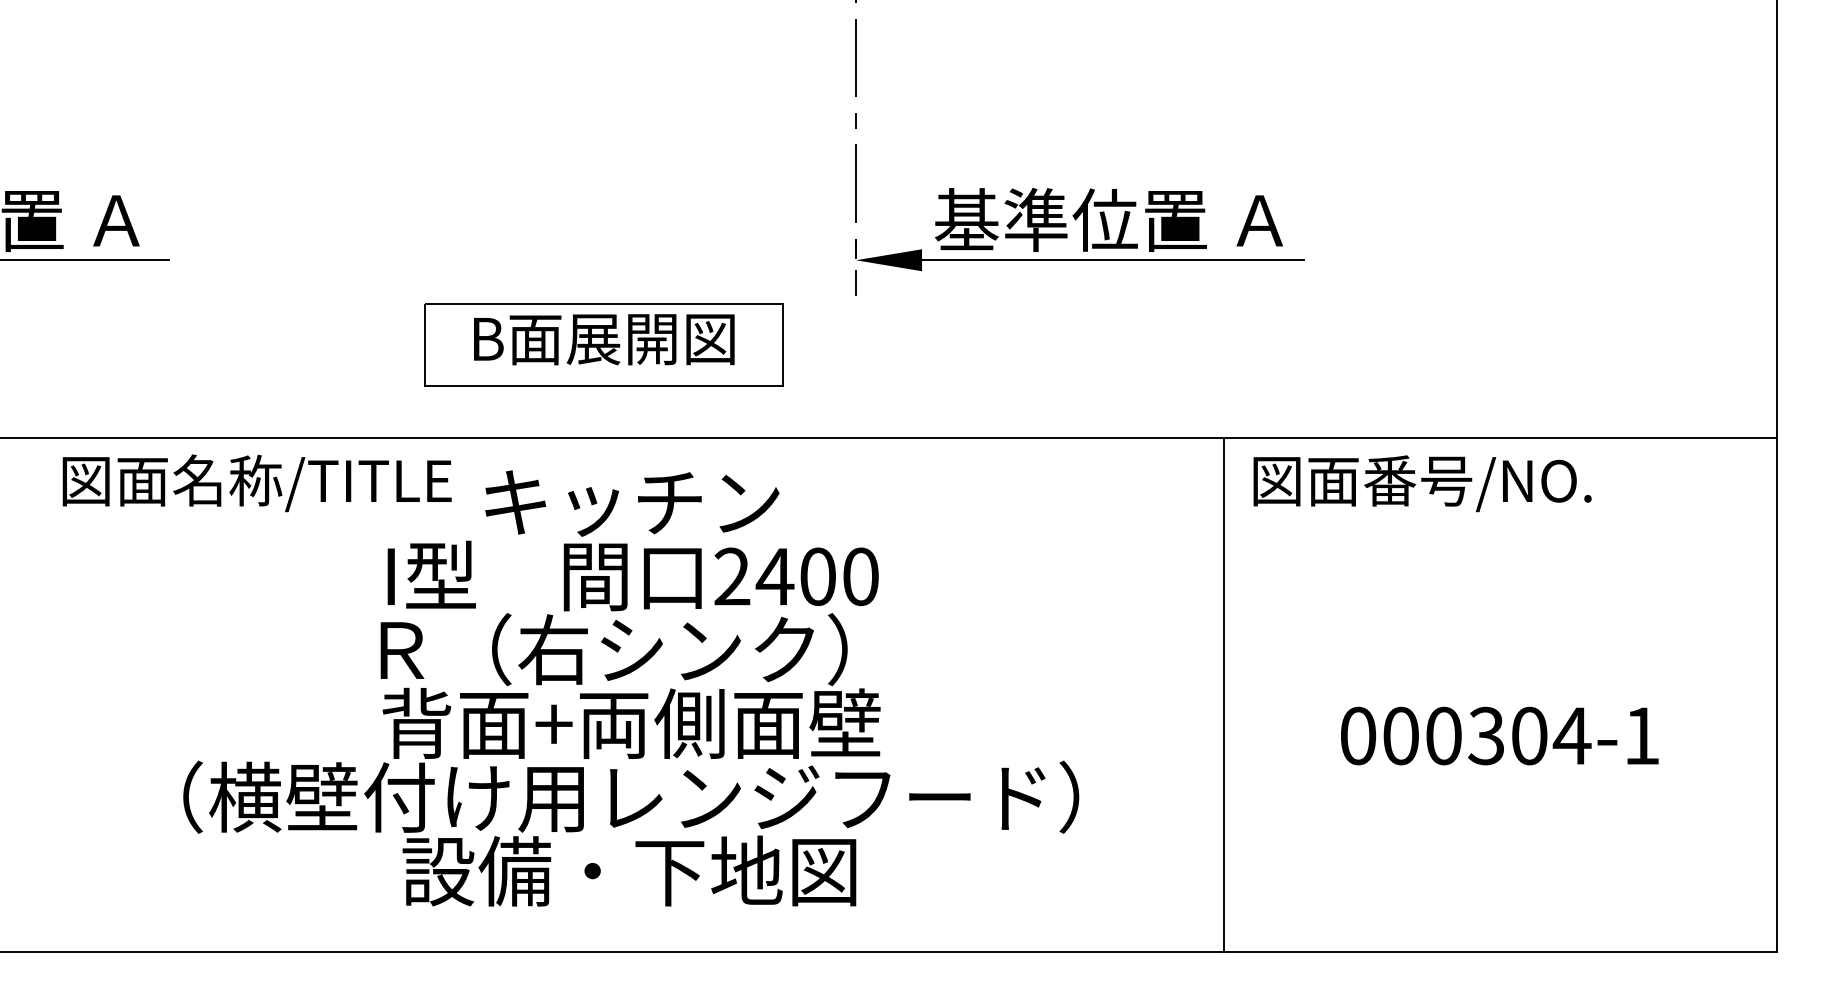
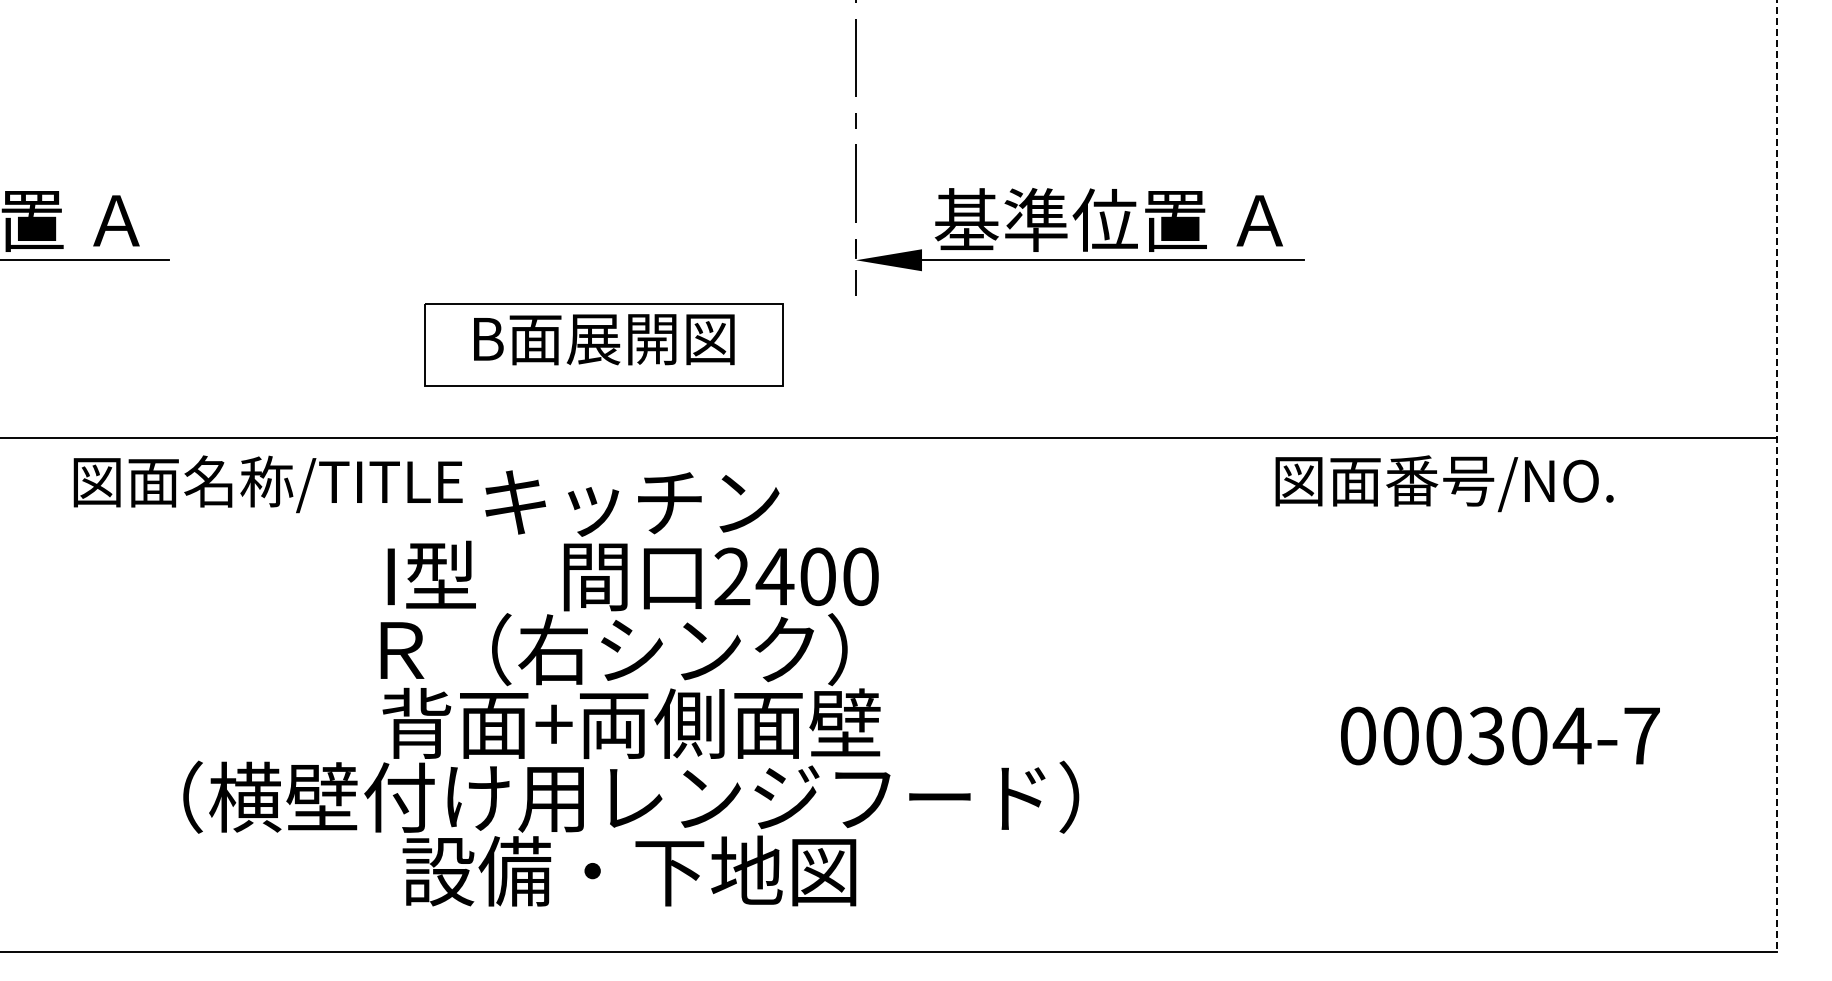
line: solid -> dashed (1777, 476)
text position: (256, 483) -> (267, 484) (267, 484)
text position: (1422, 483) -> (1444, 483) (1444, 483)
line: present -> none (1223, 694)
text: 000304-1 -> 000304-7 (1641, 735)
